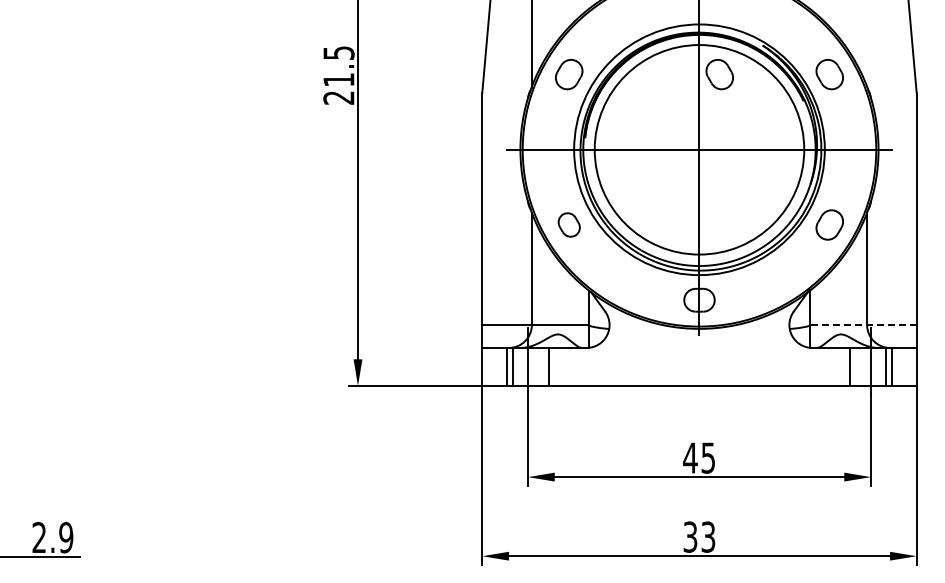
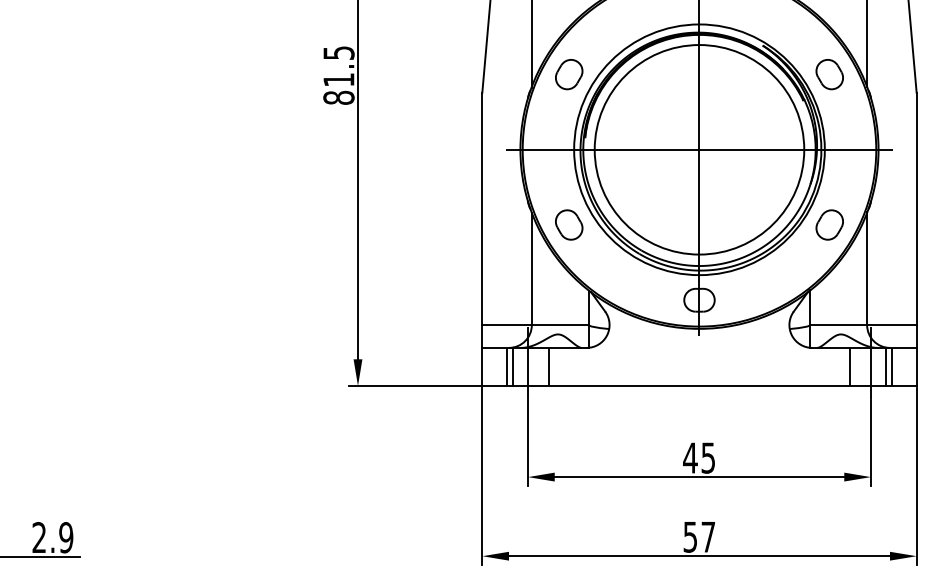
line: none -> present (867, 44)
part: present -> none (719, 74)
text: 21.5 -> 81.5 (338, 97)
part size: 24x26 px -> 29x32 px (569, 224)
line: dashed -> solid (862, 325)
text: 33 -> 57 (699, 536)
